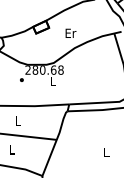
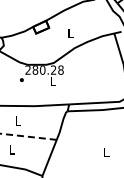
text: Er -> L (70, 32)
text: 280.68 -> 280.28 (53, 69)
line: solid -> dashed (27, 136)
